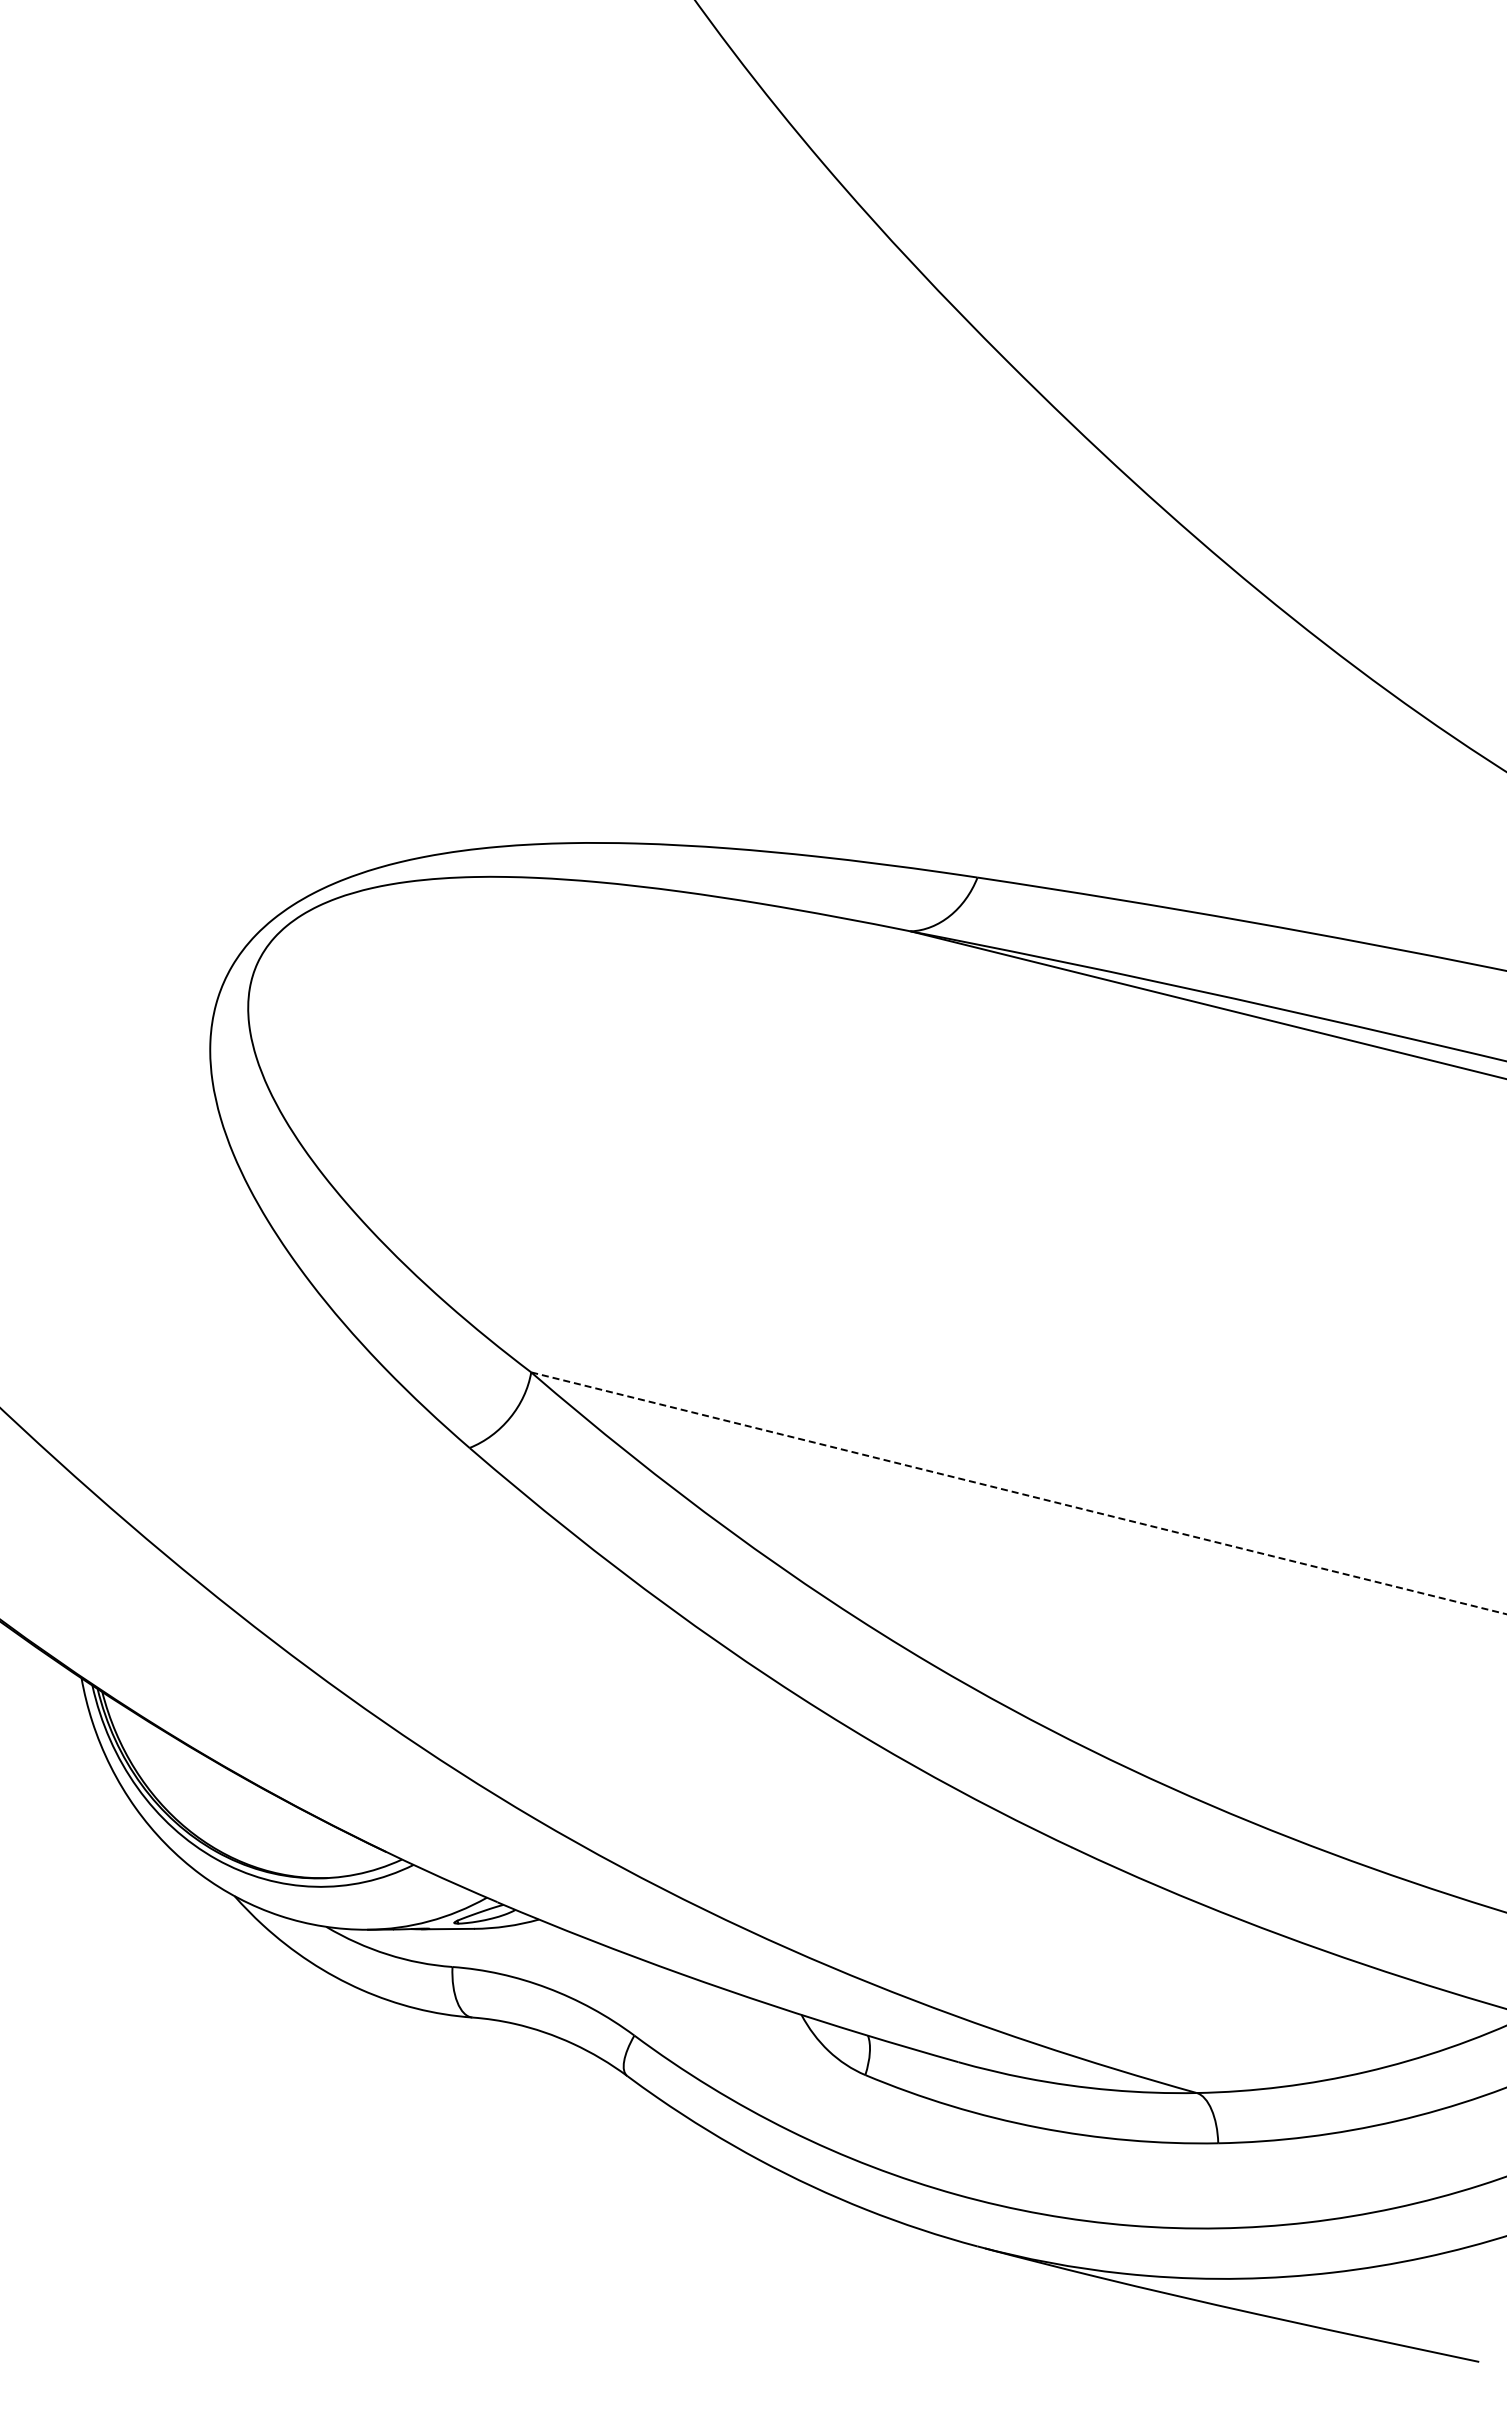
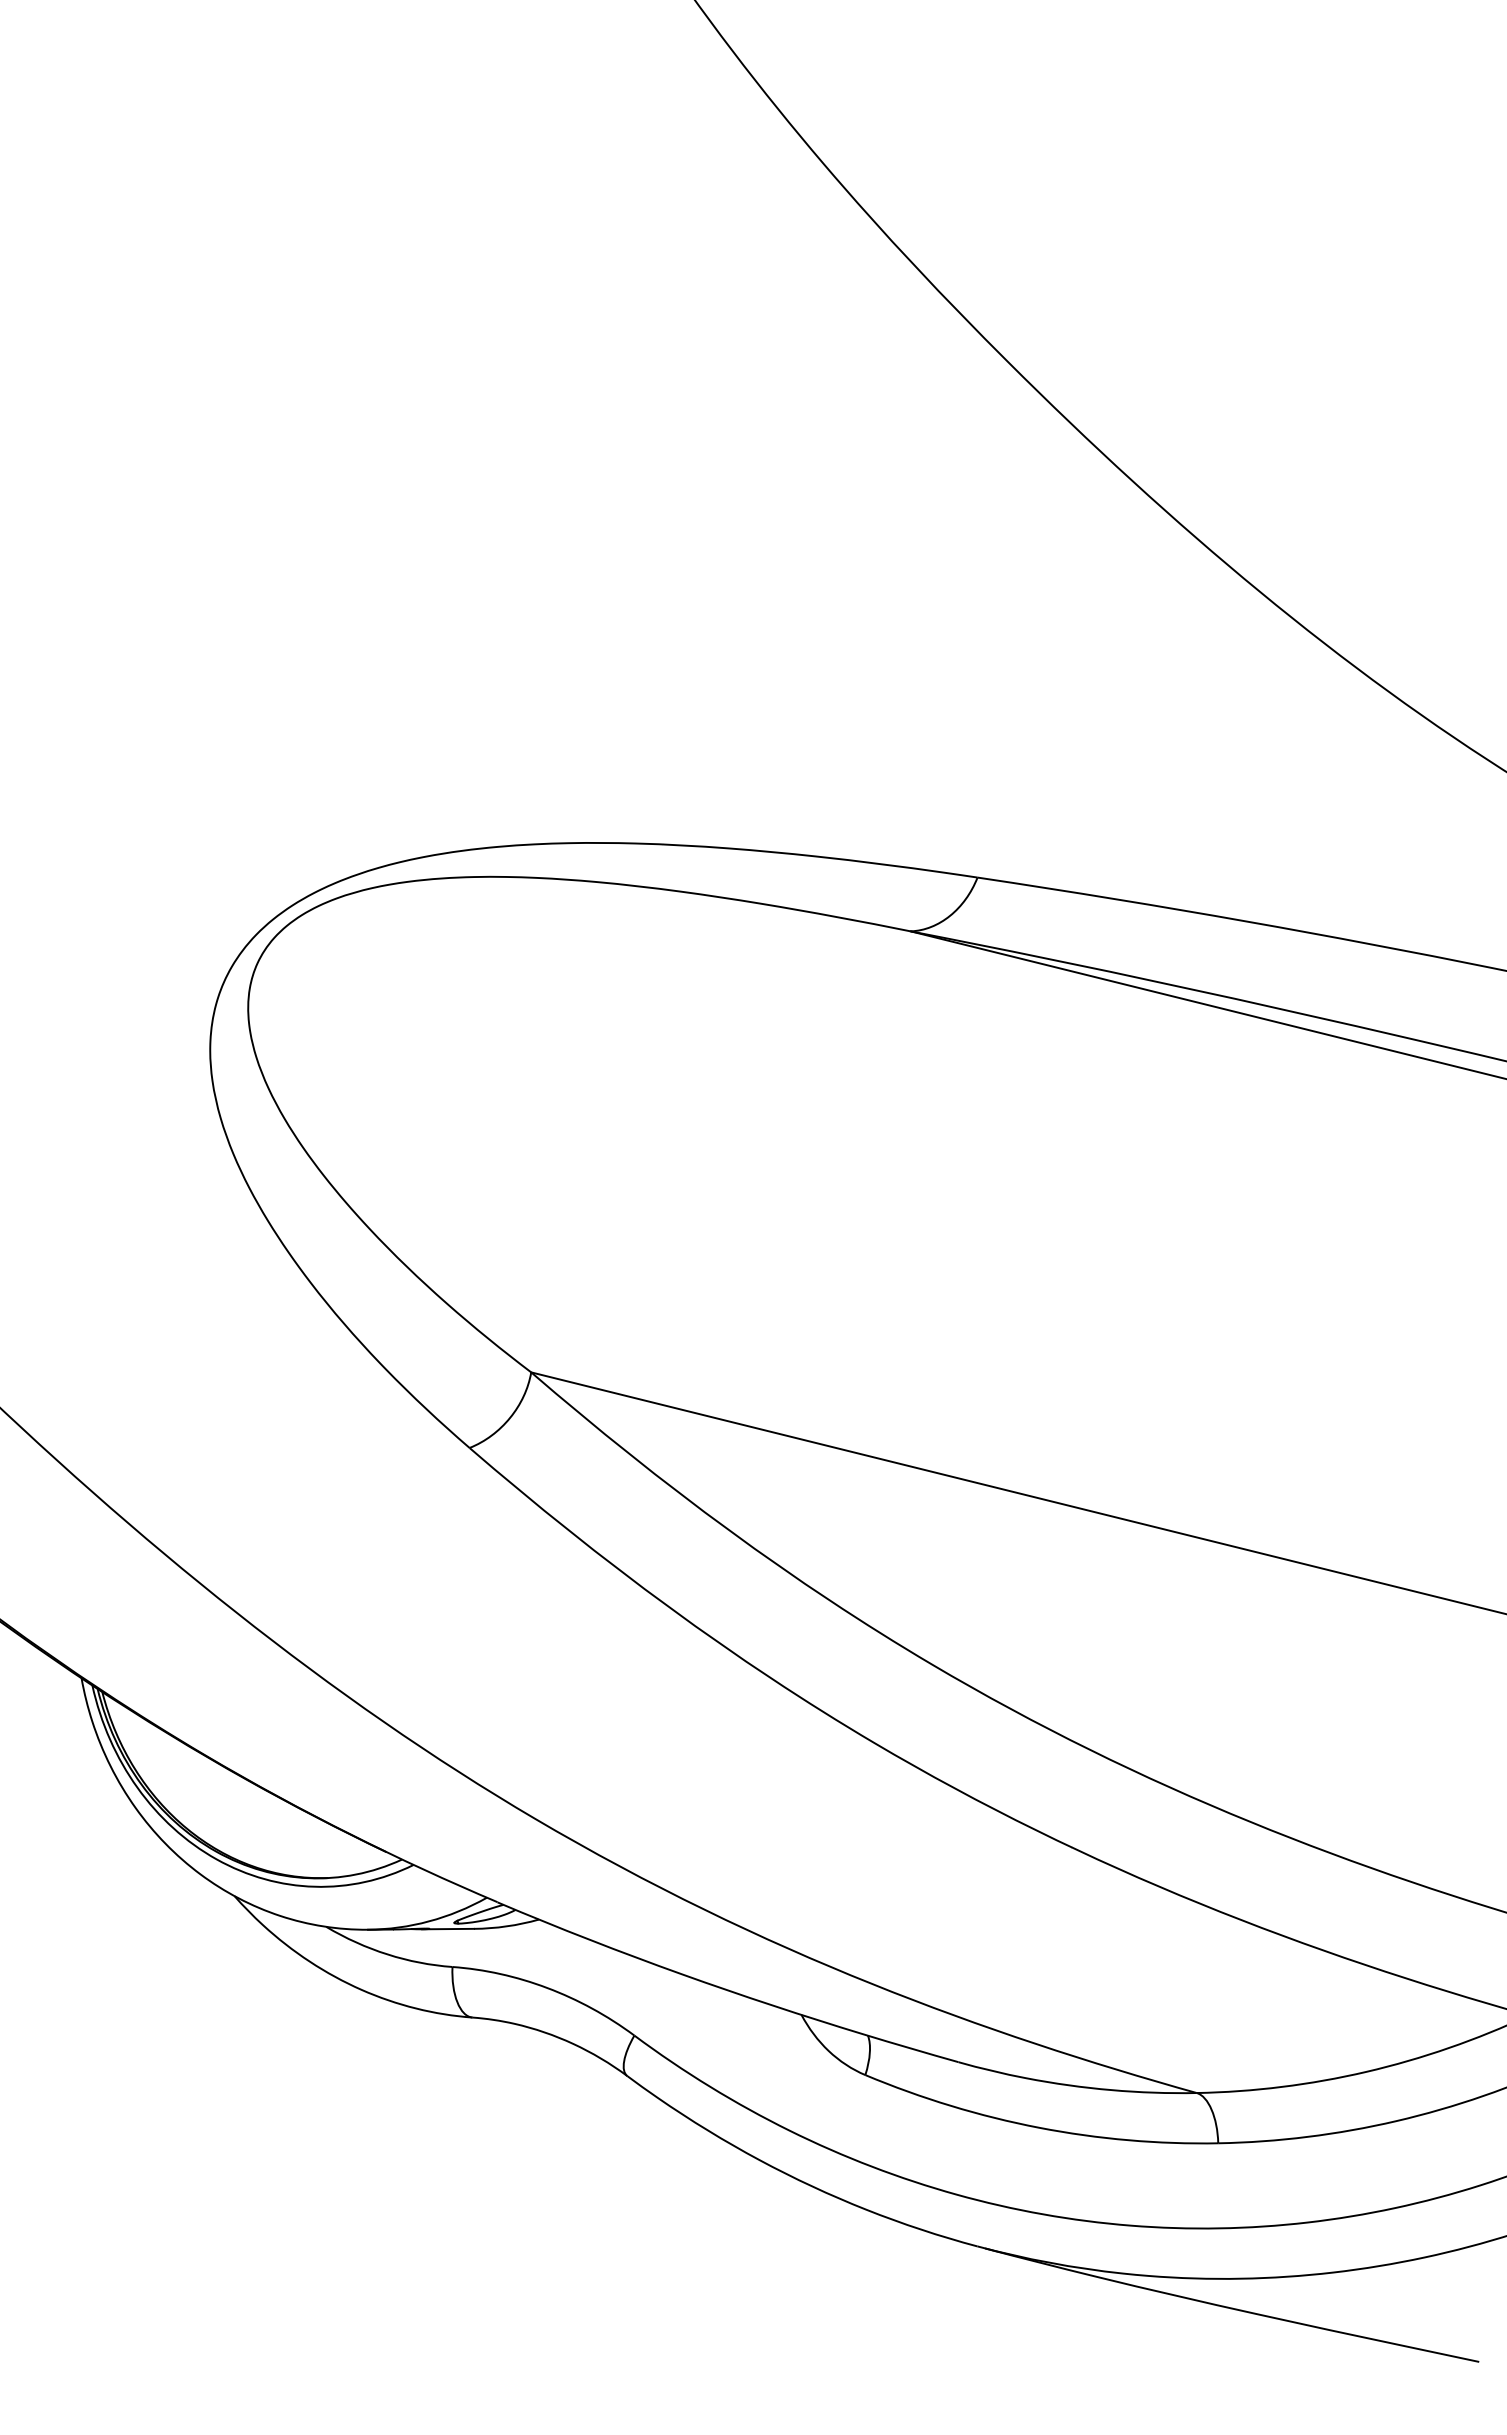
line: dashed -> solid (1019, 1493)
